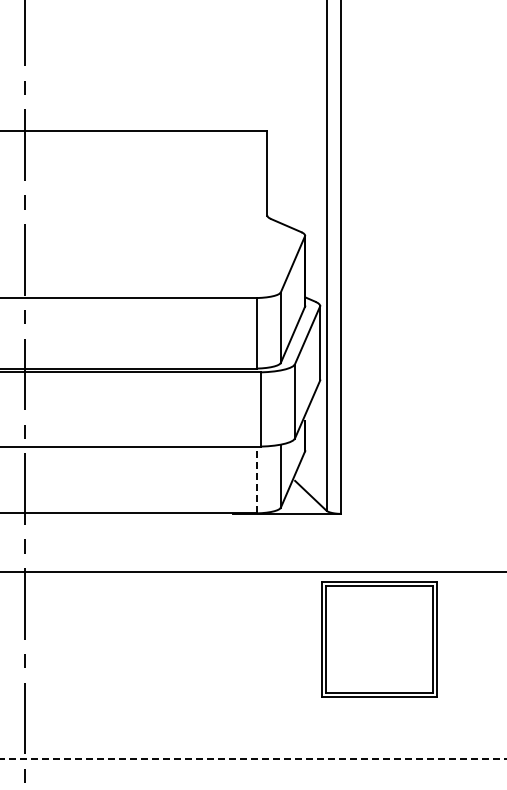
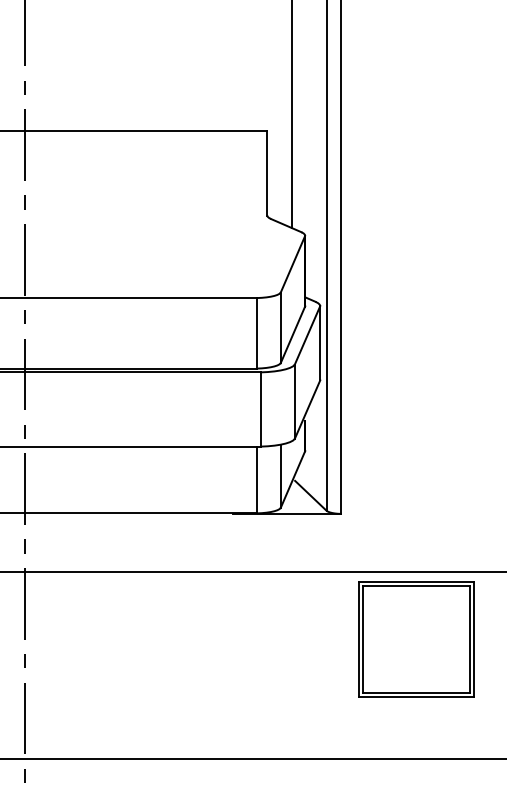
line: none -> present (292, 115)
line: dashed -> solid (256, 479)
part position: (379, 639) -> (416, 639) (416, 639)
line: dashed -> solid (253, 759)
